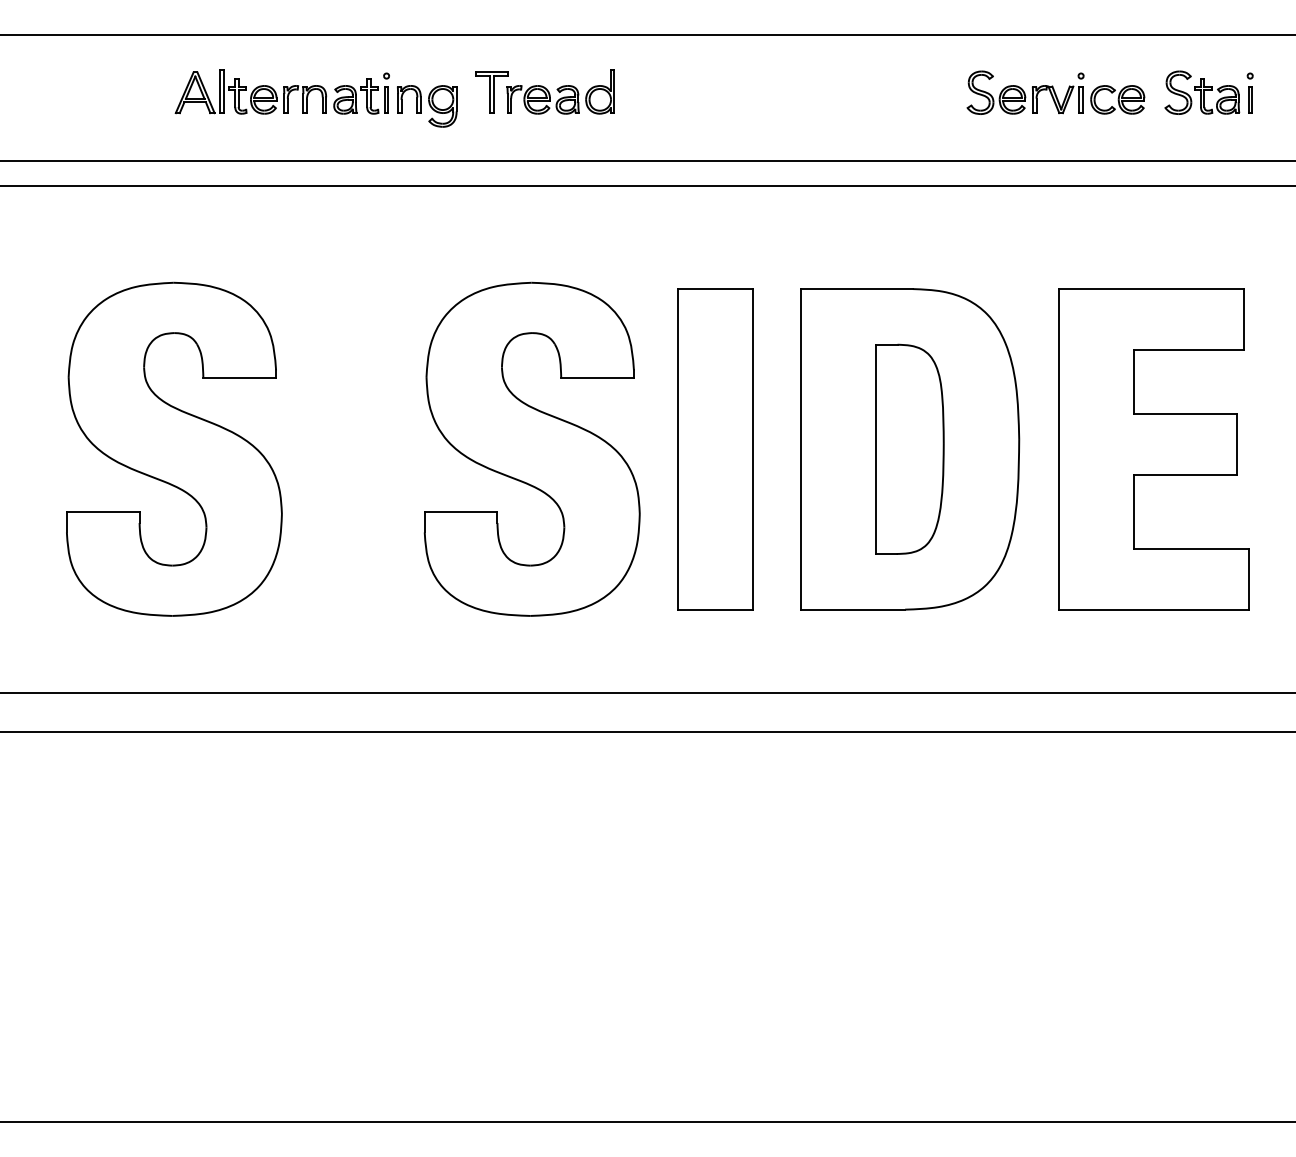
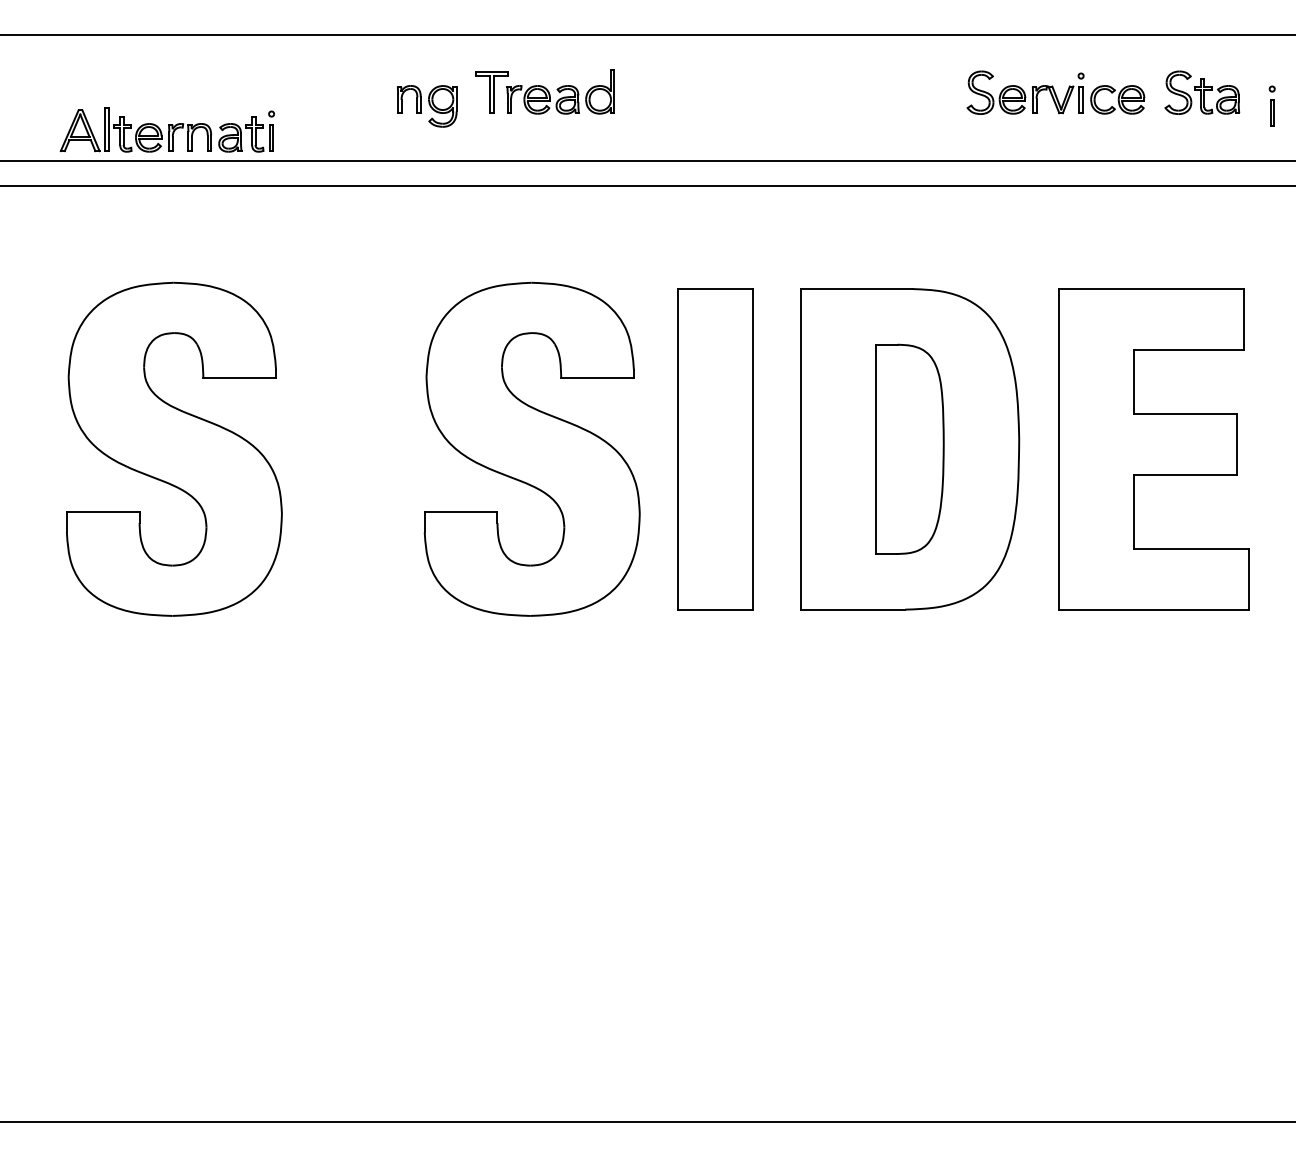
part position: (281, 91) -> (166, 129) (166, 129)
part position: (1249, 92) -> (1271, 105) (1271, 105)
line: present -> none (647, 693)
line: present -> none (647, 732)
